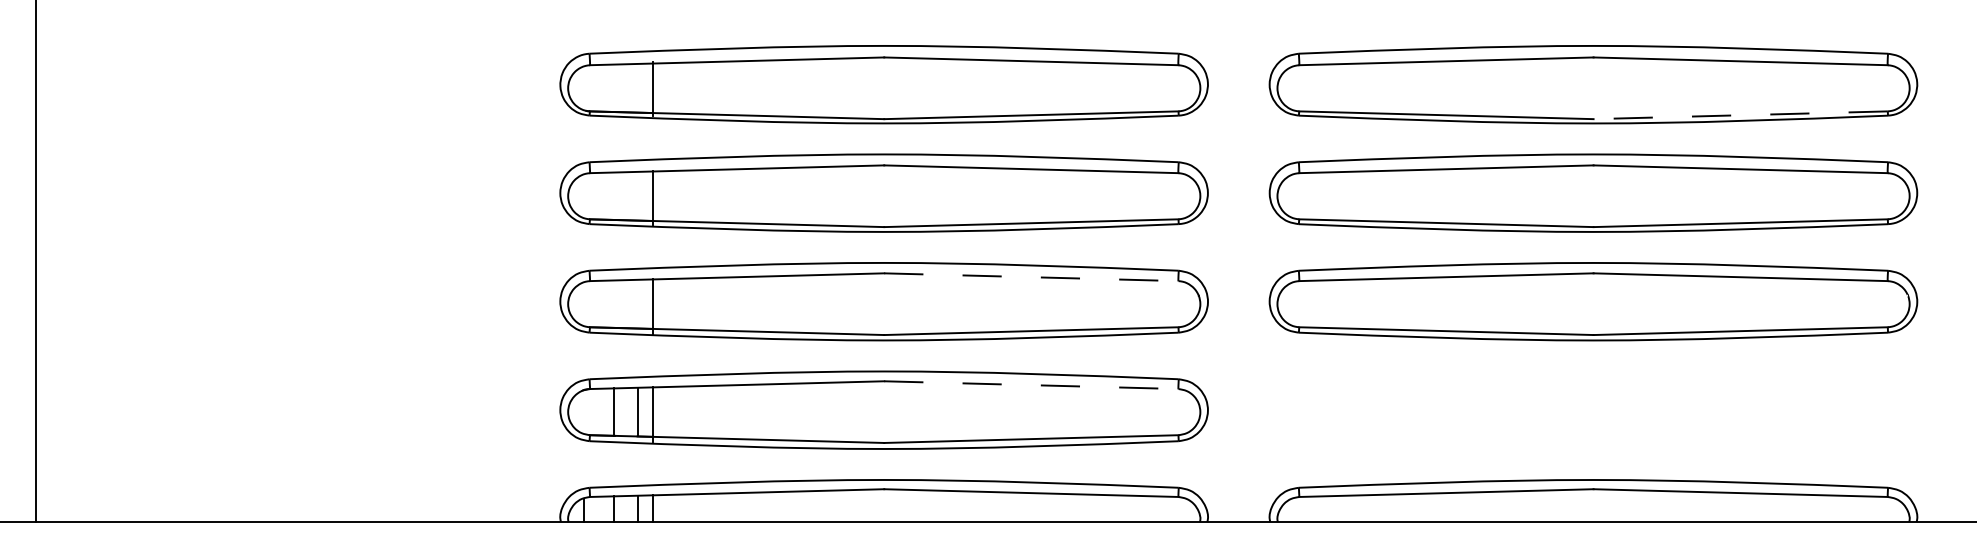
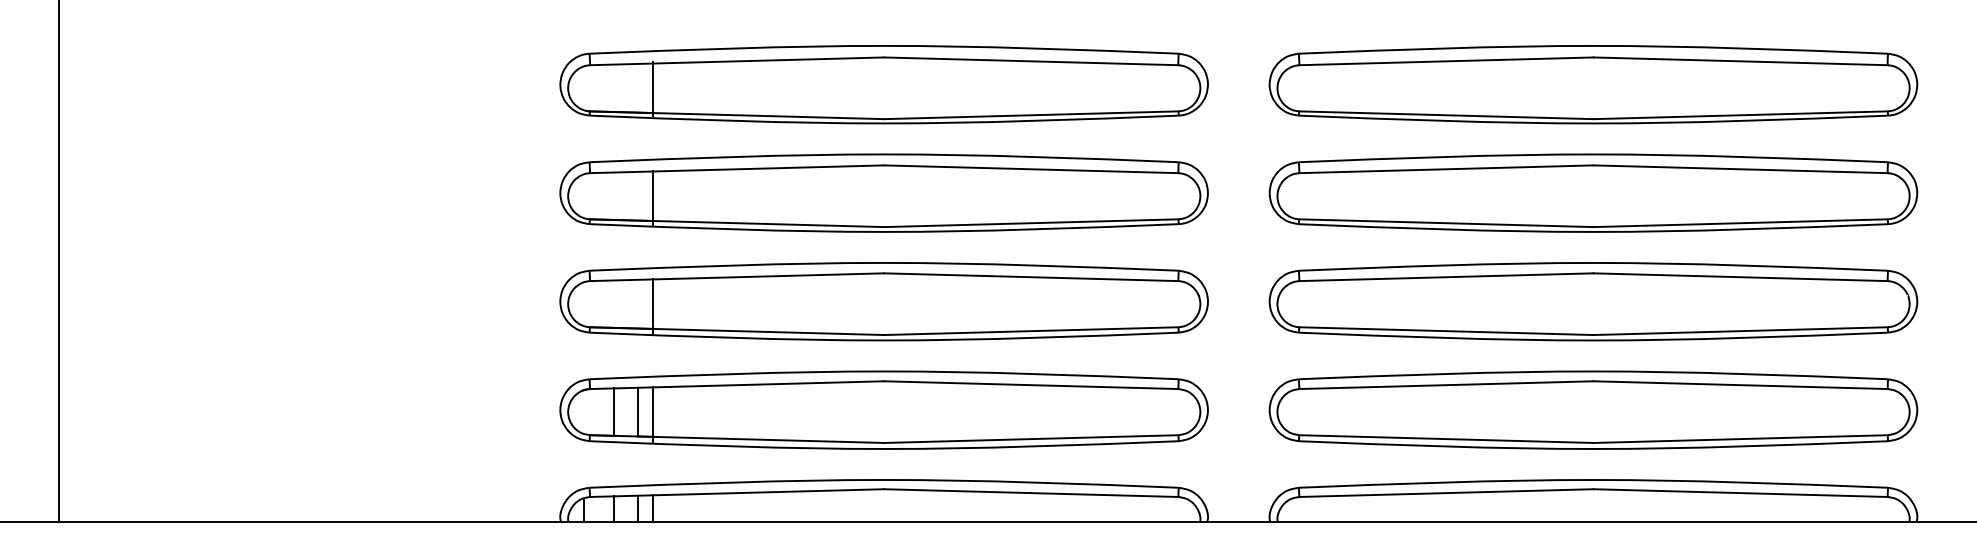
line: dashed -> solid (1740, 115)
line position: (36, 262) -> (59, 262) (59, 262)
line: dashed -> solid (1031, 277)
line: dashed -> solid (1031, 385)
part: none -> present (1593, 409)
